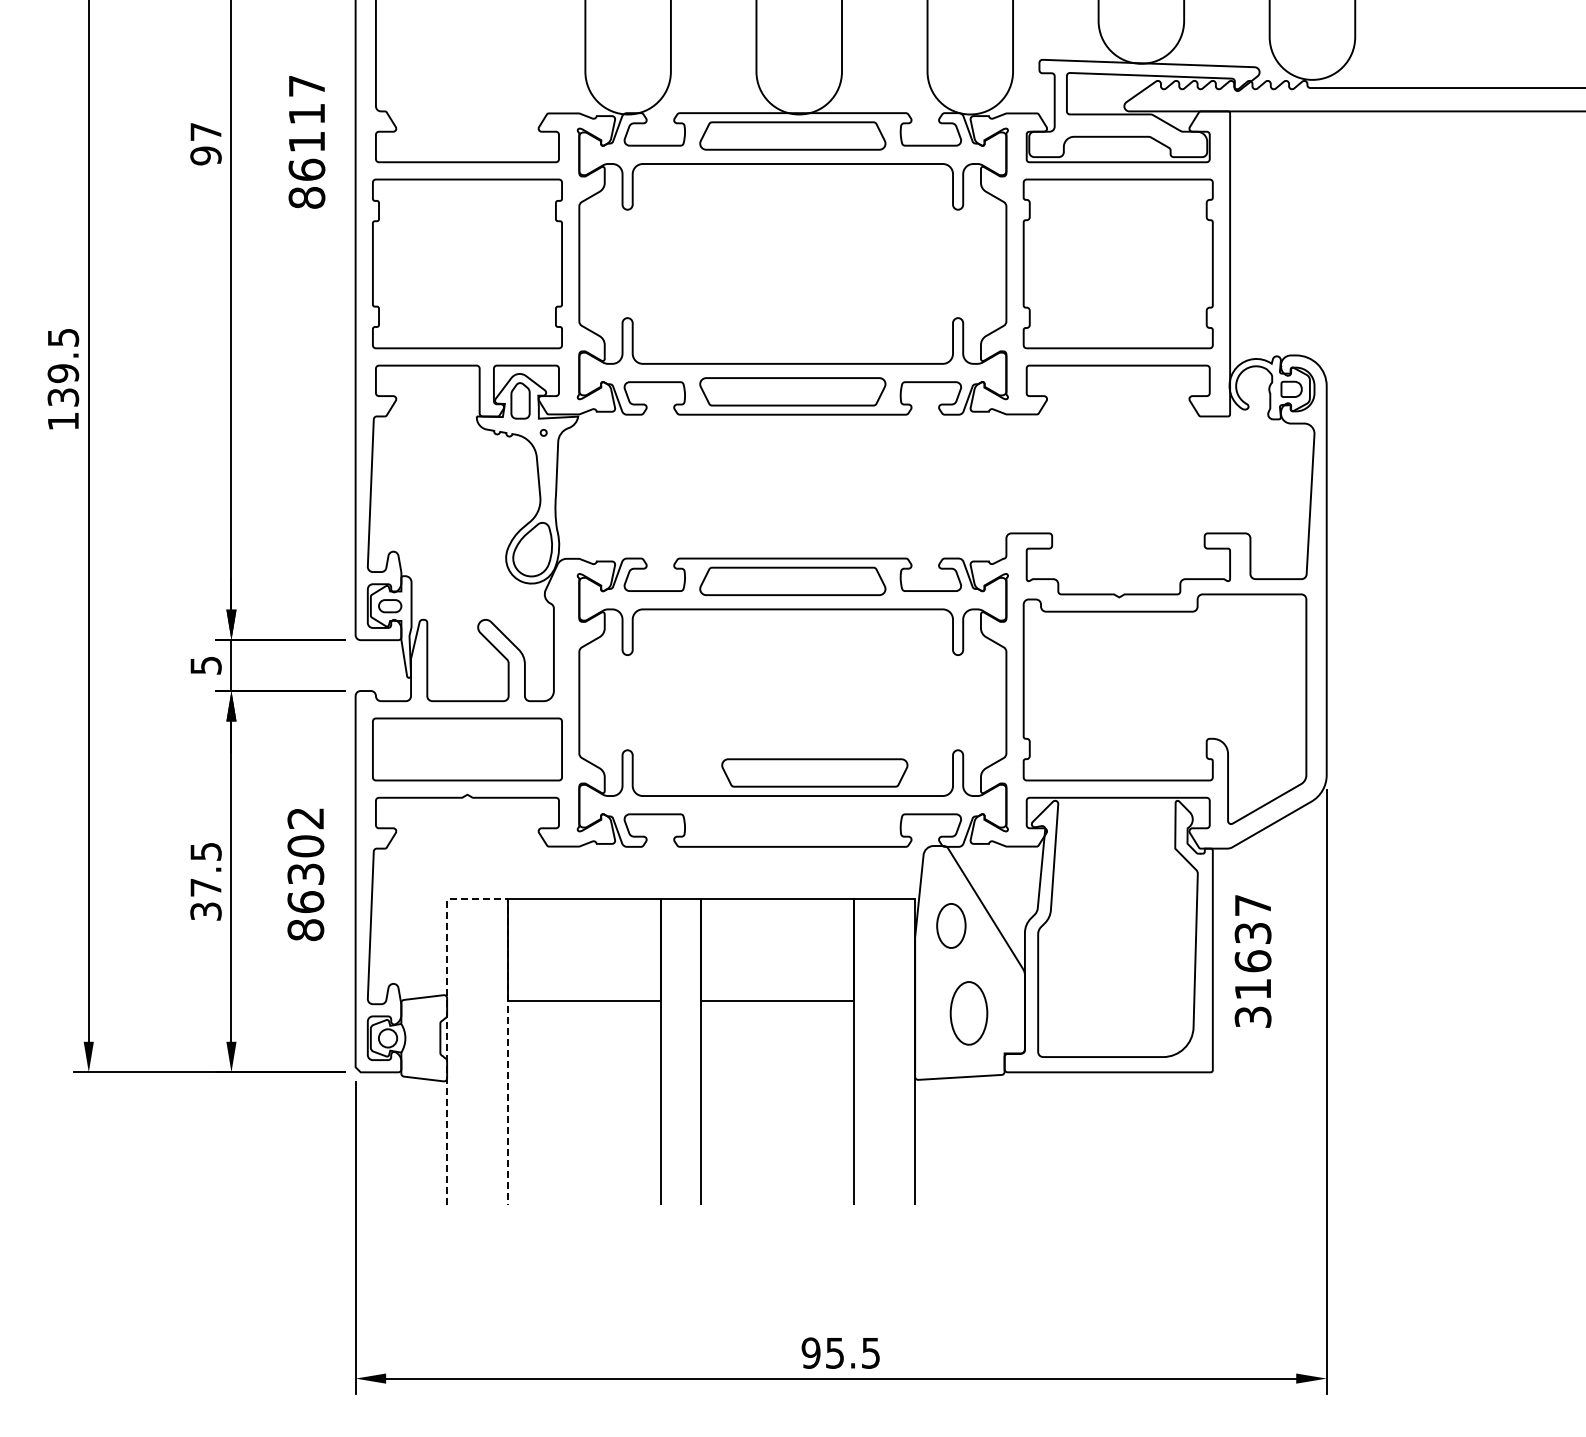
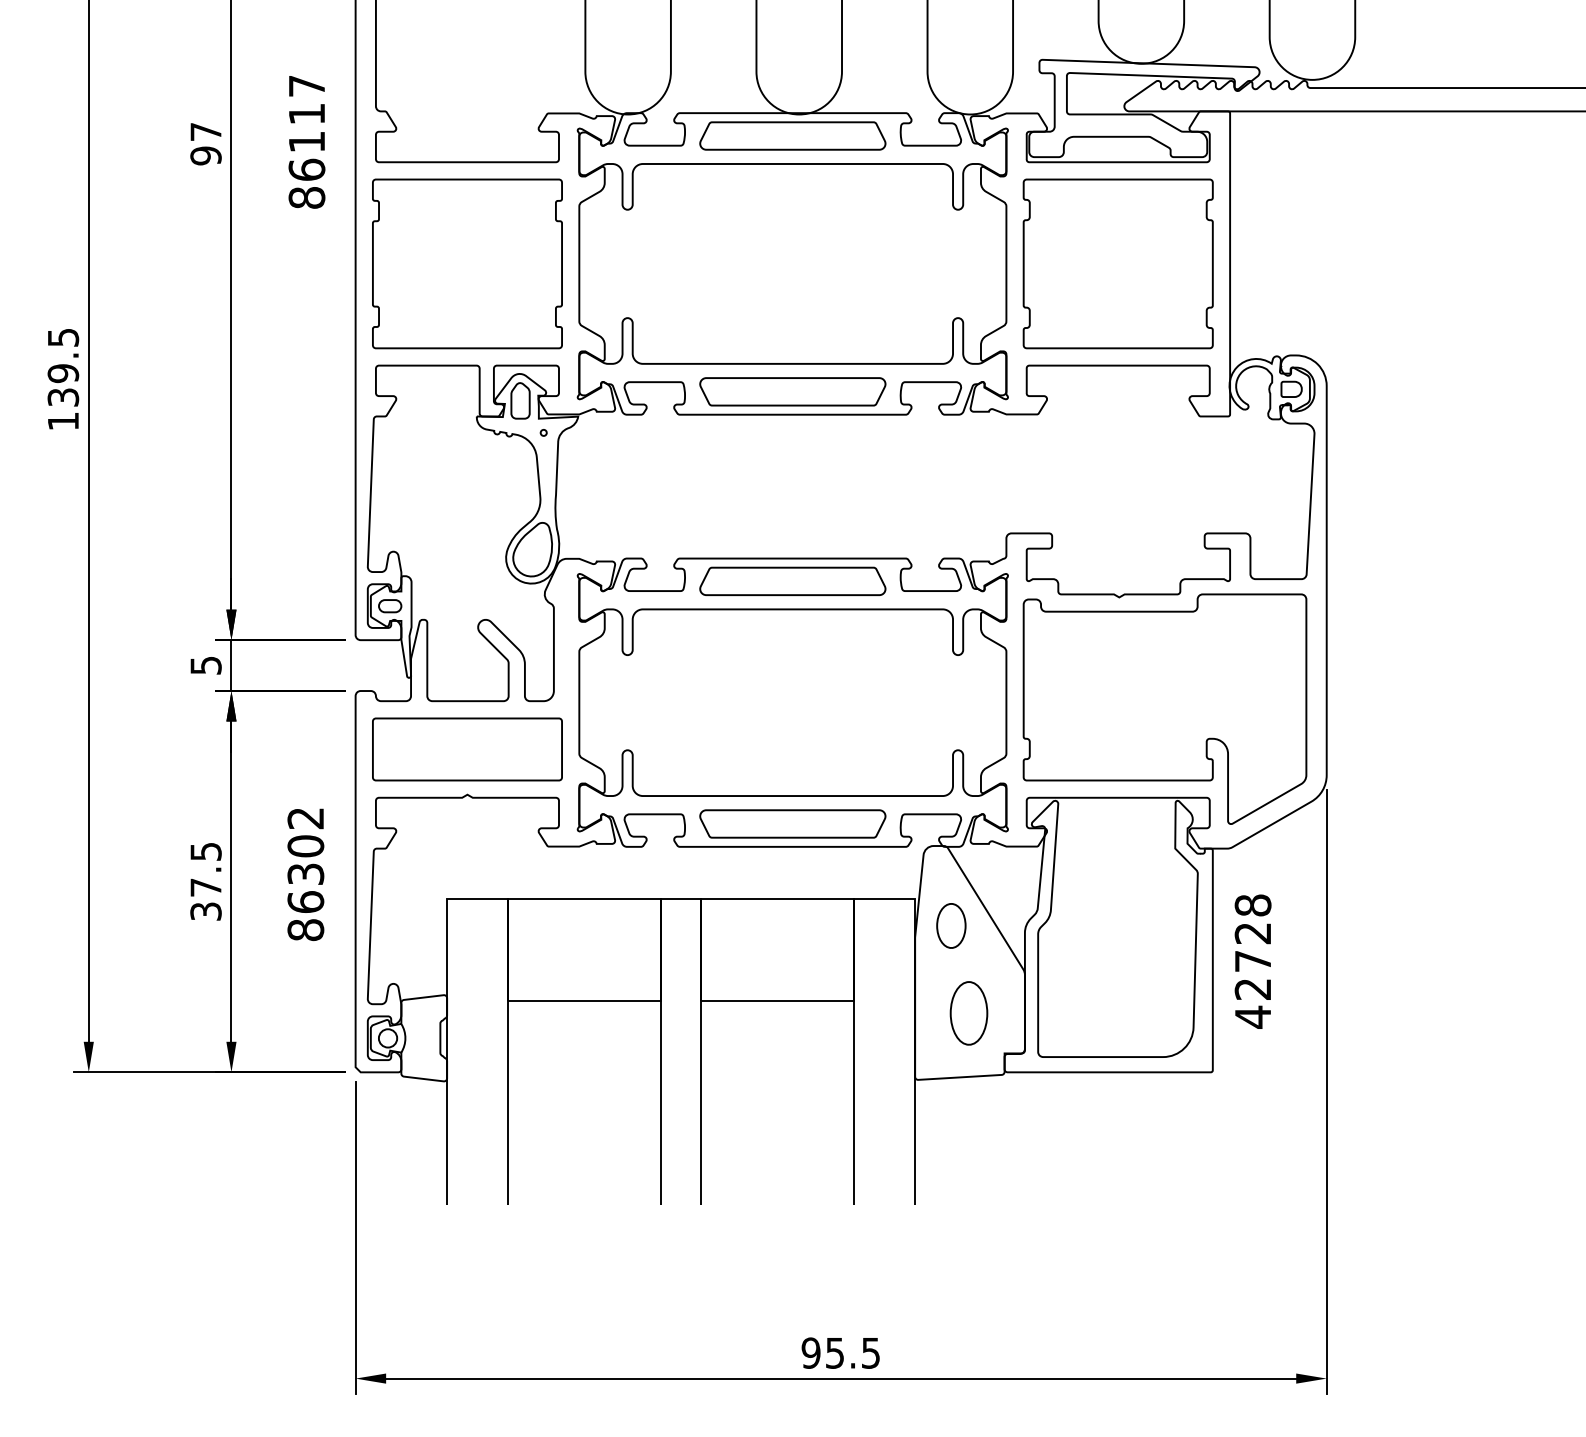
curve position: (814, 760) -> (792, 811) (792, 811)
line: dashed -> solid (477, 899)
text: 31637 -> 42728 (1252, 961)
